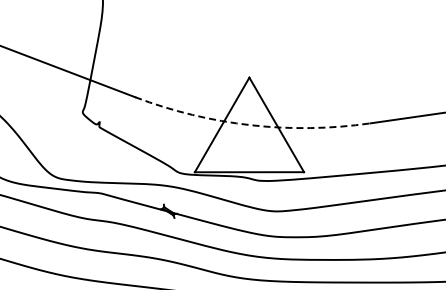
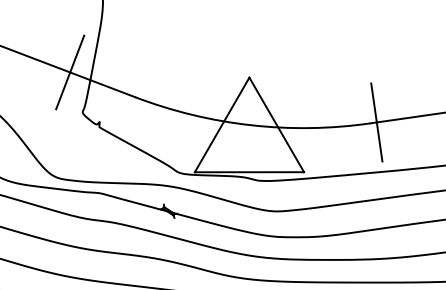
line: none -> present (70, 72)
line: none -> present (376, 122)
arc: dashed -> solid (251, 125)
